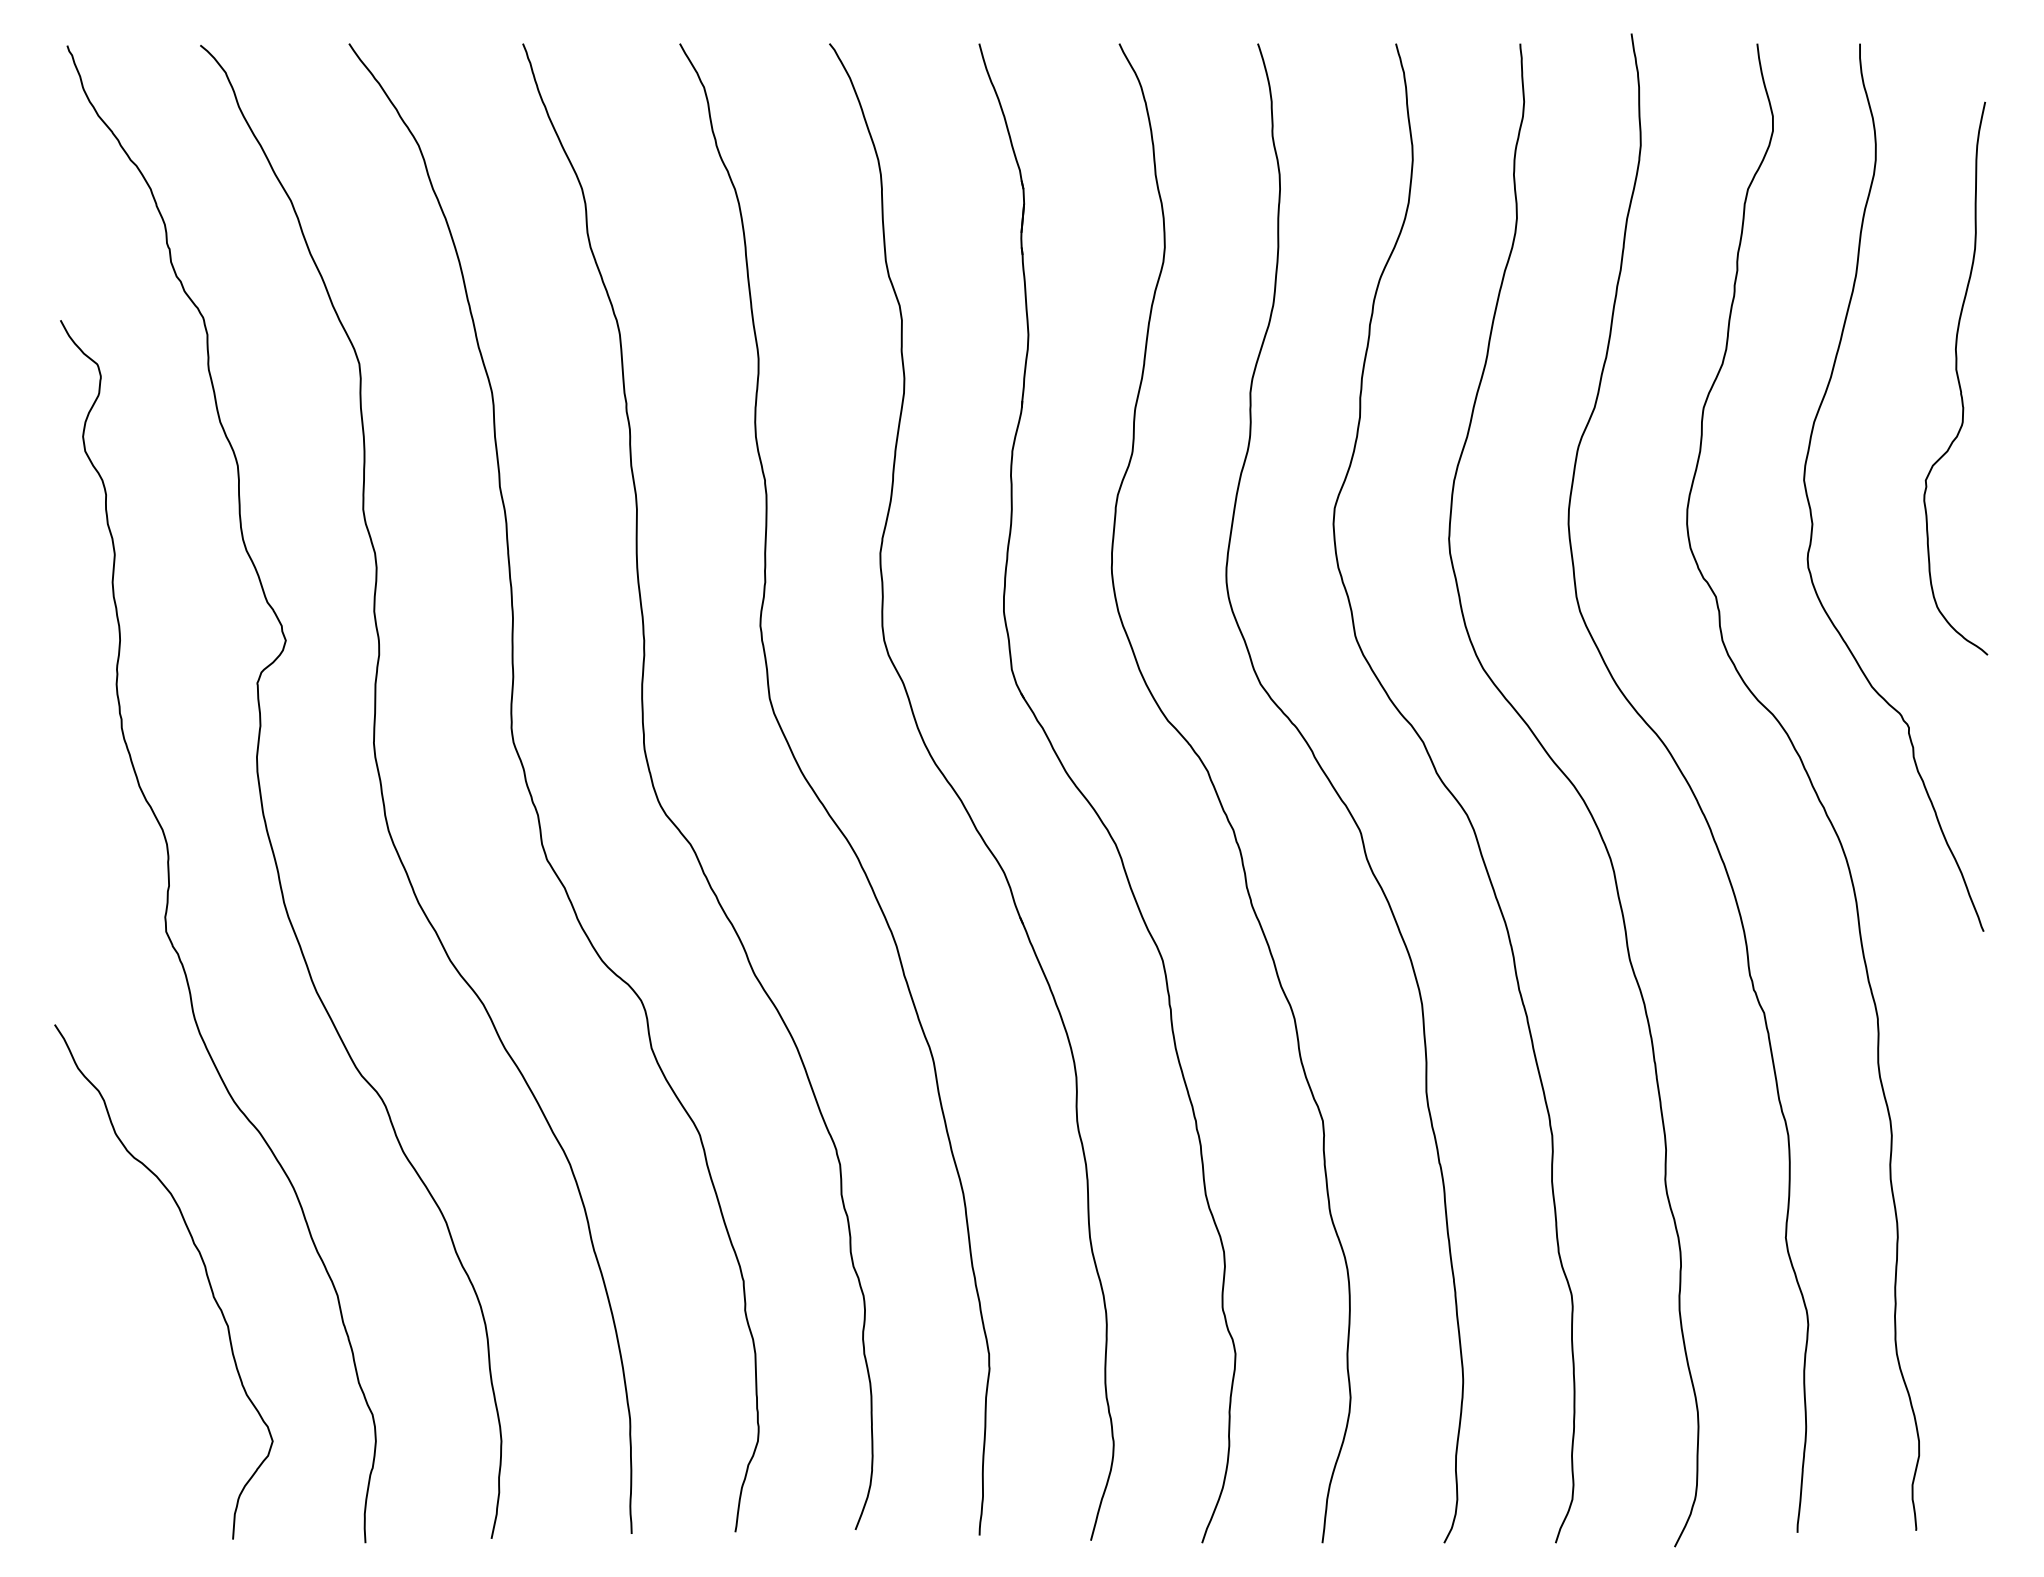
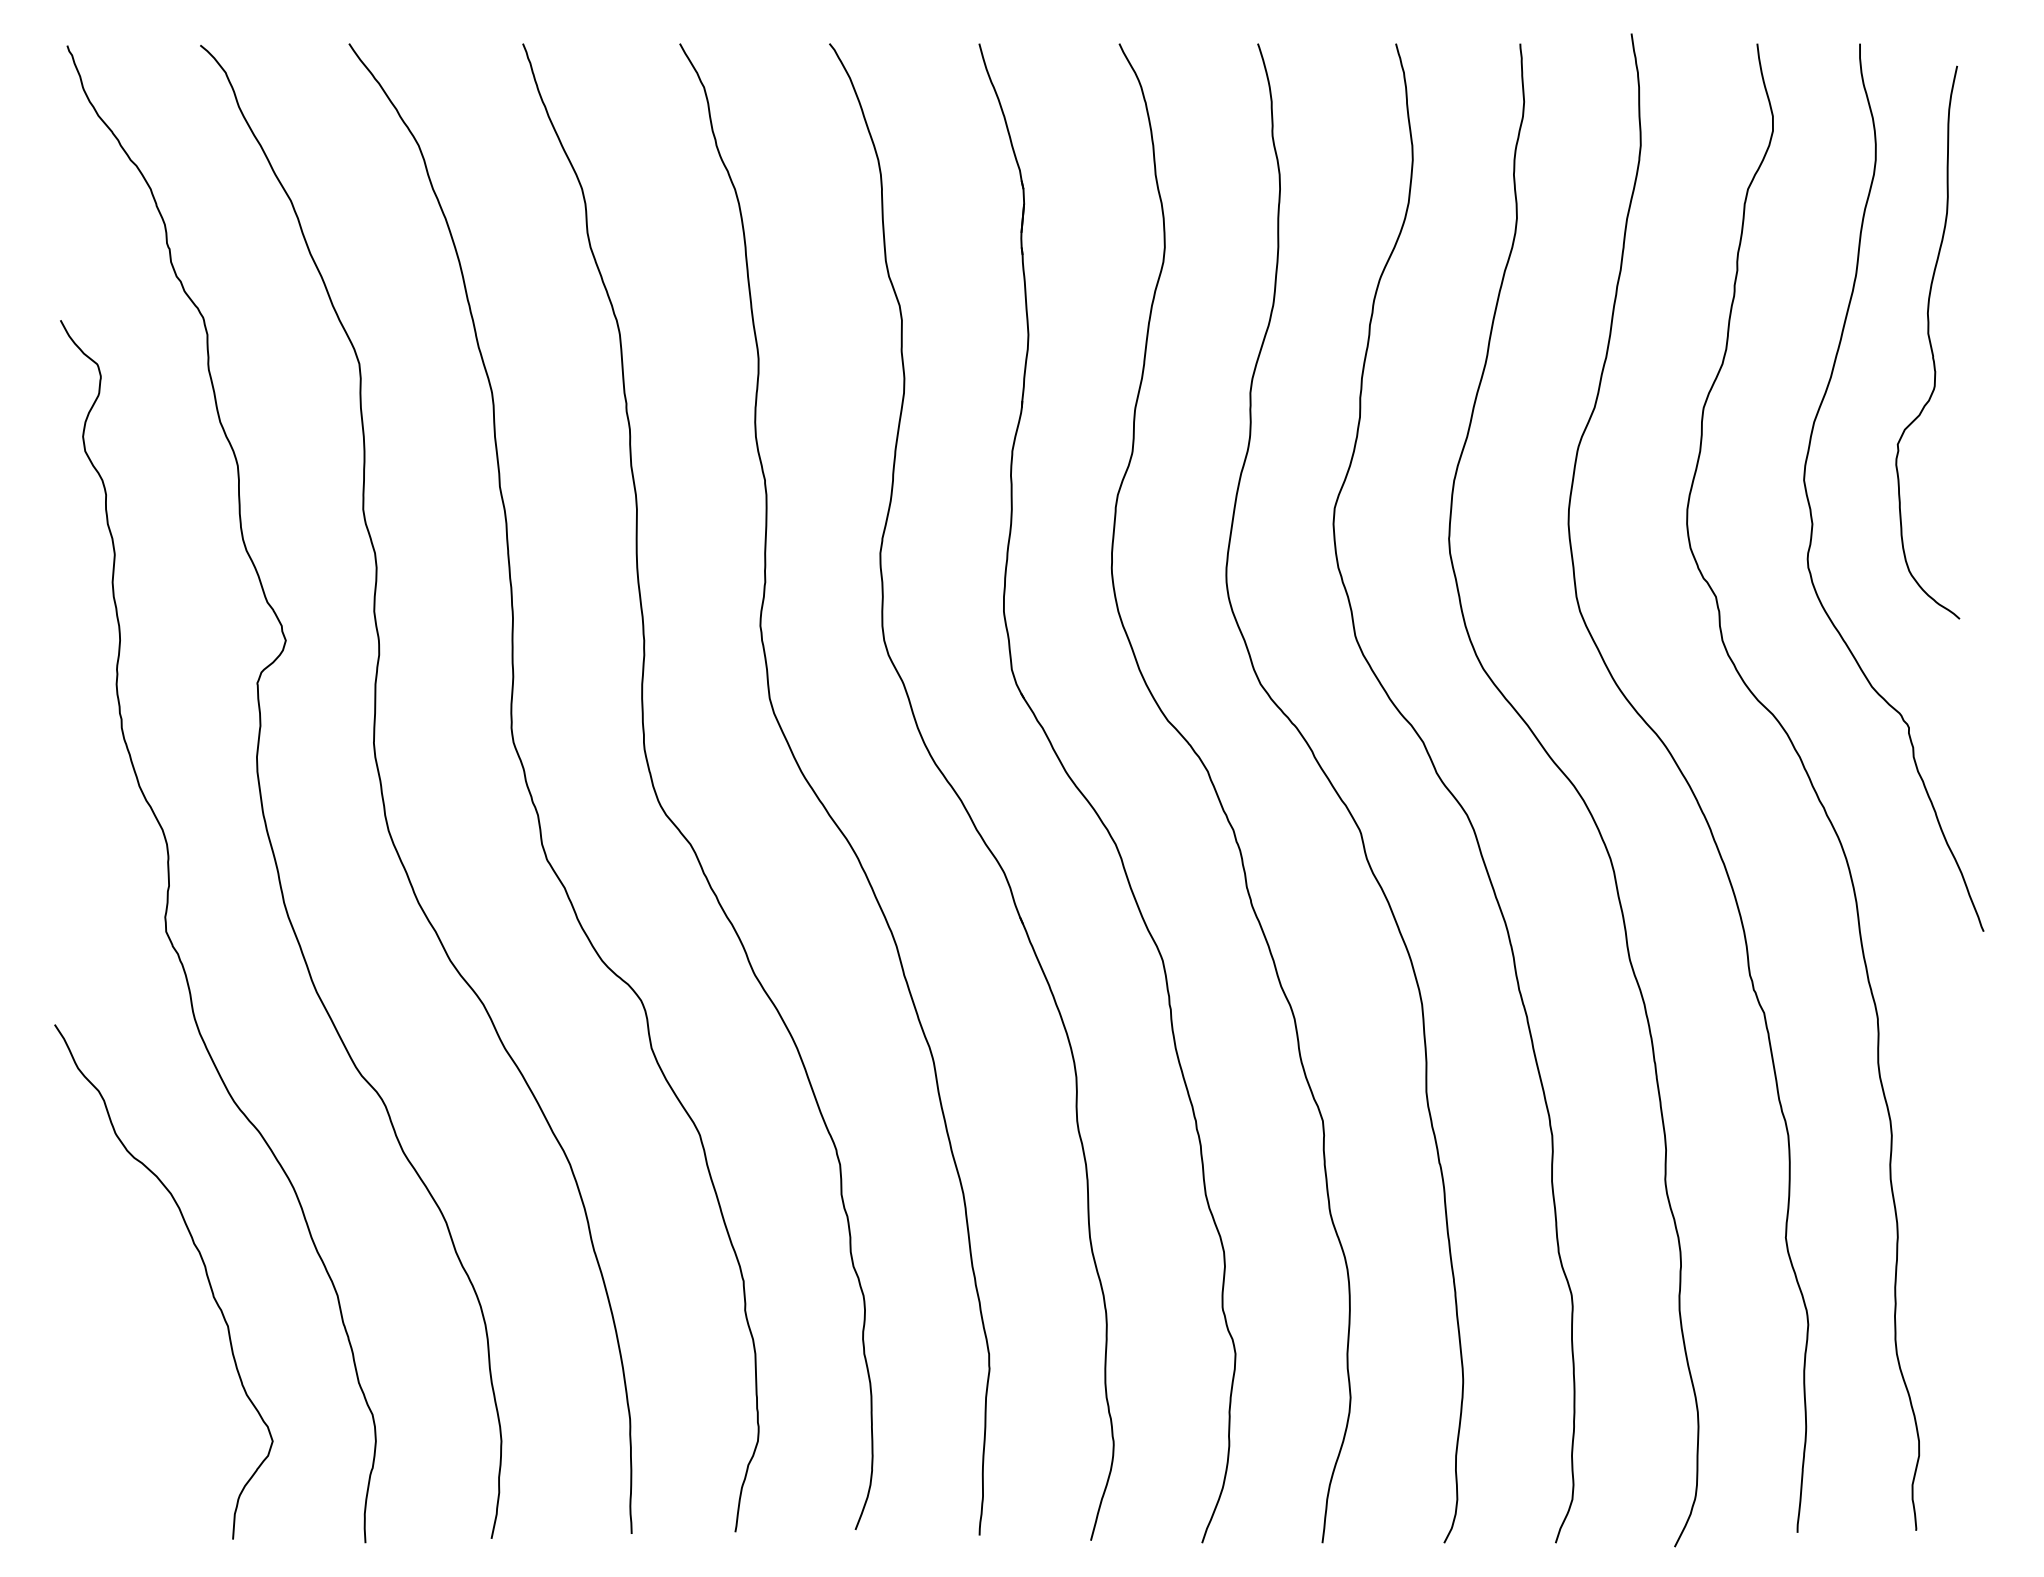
curve position: (1957, 378) -> (1929, 342) (1929, 342)
